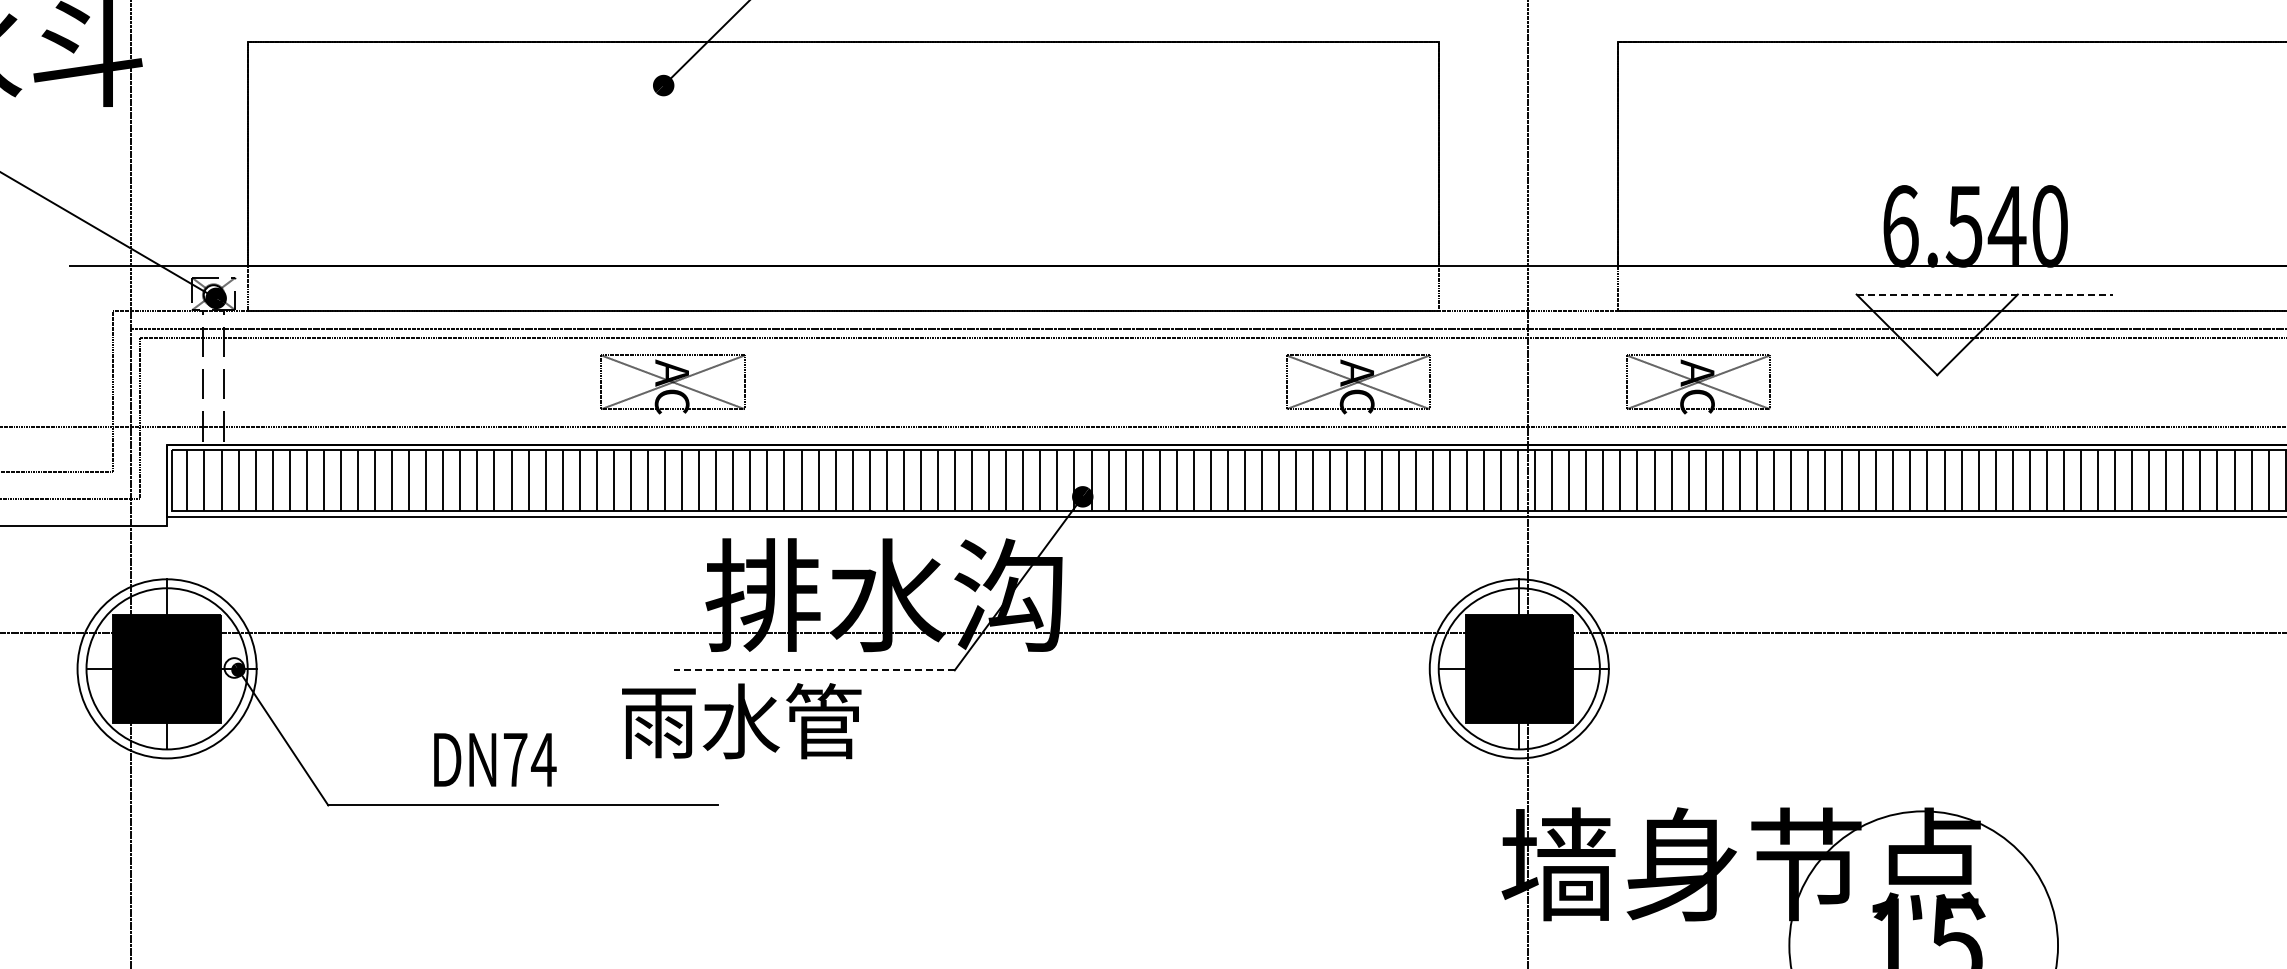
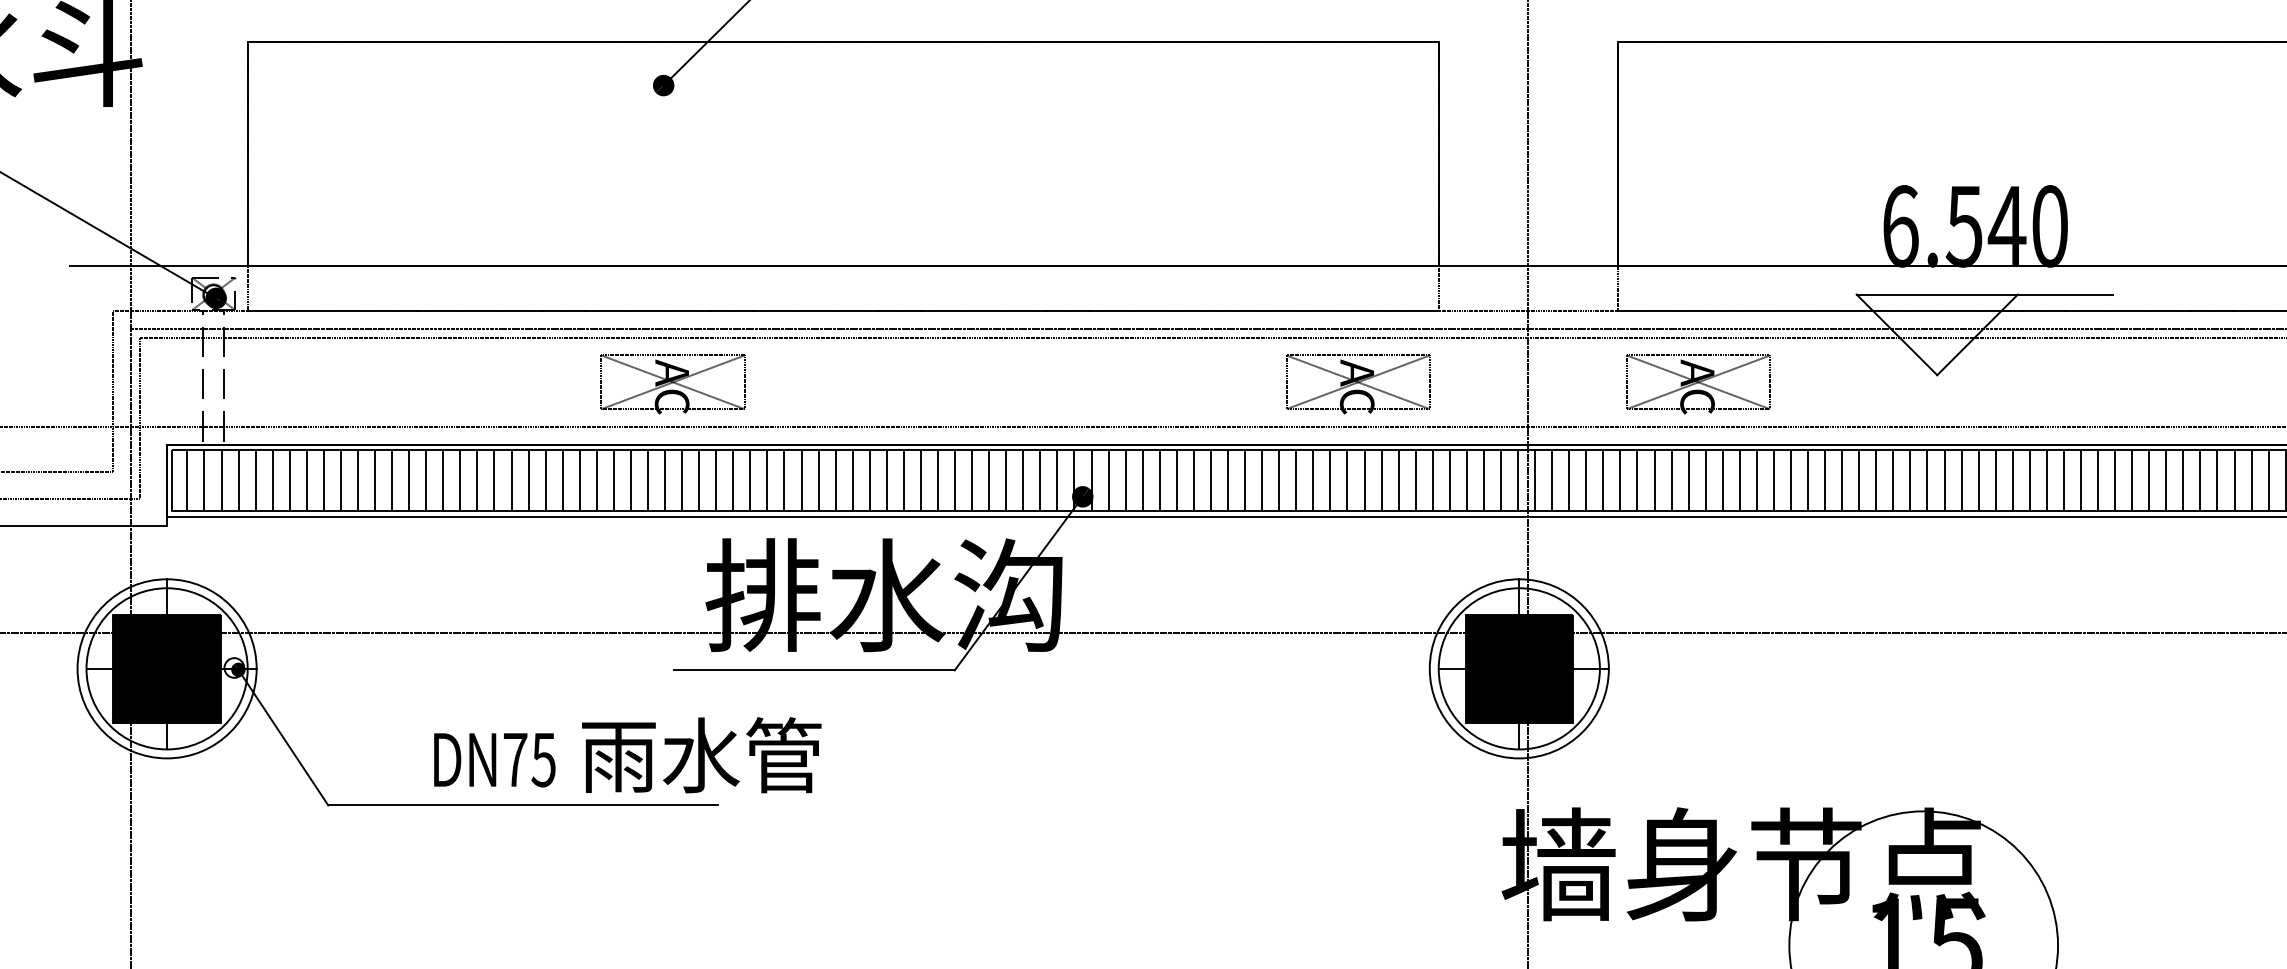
line: dashed -> solid (1985, 294)
line: dashed -> solid (814, 670)
text position: (741, 721) -> (701, 755) (701, 755)
text: DN74 -> DN75 (543, 760)
